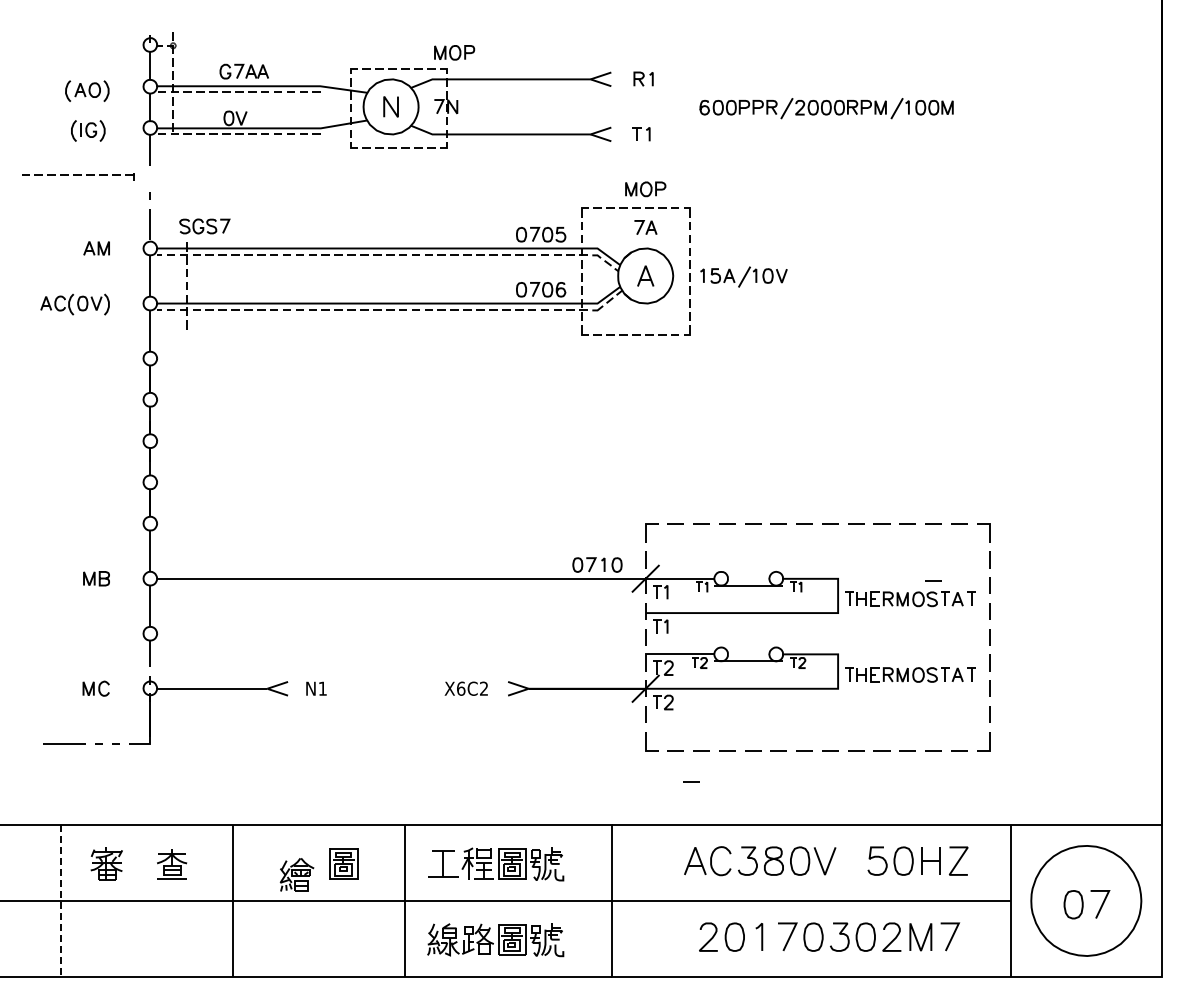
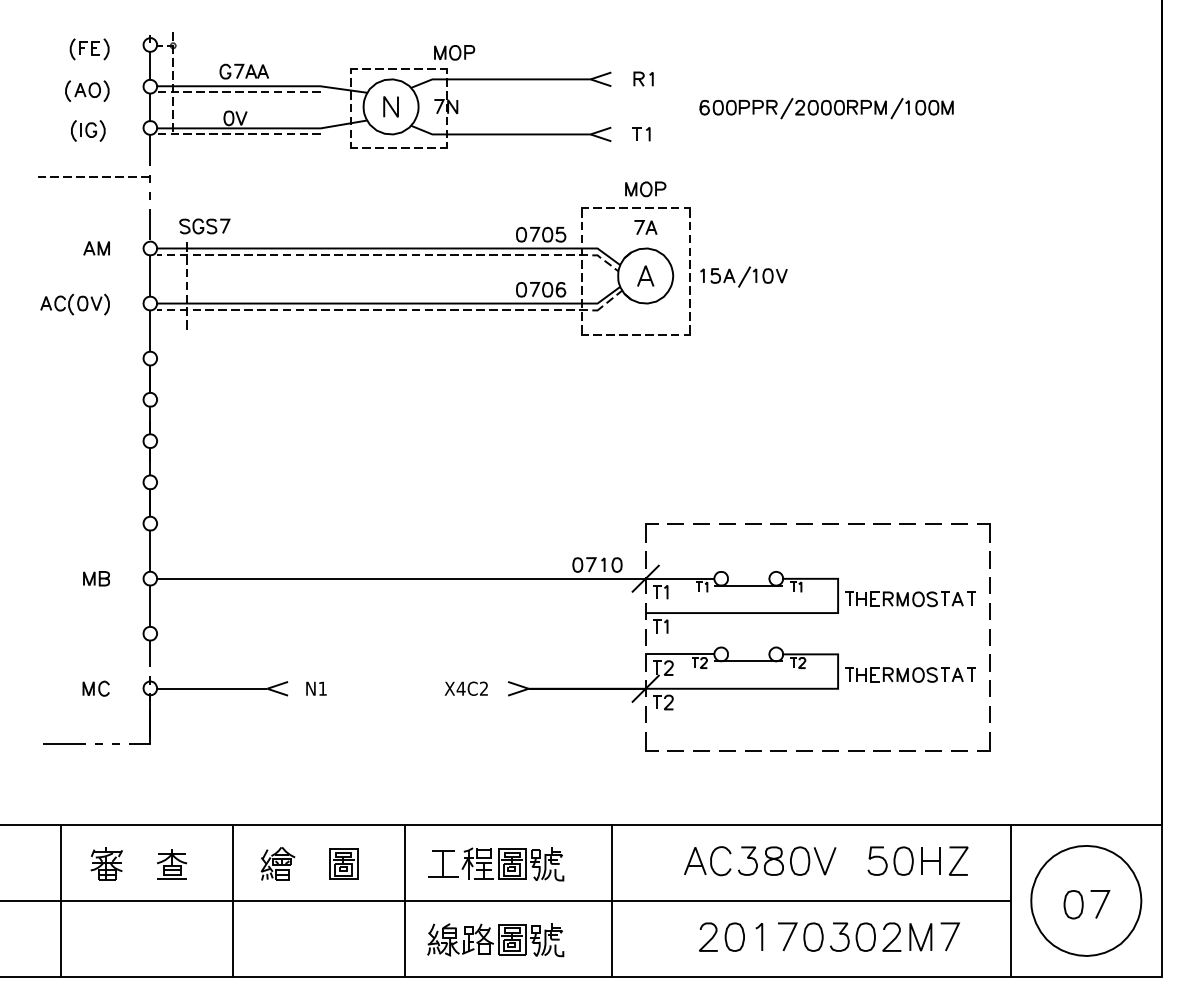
part: none -> present (89, 49)
part position: (78, 176) -> (94, 178) (94, 178)
line: present -> none (933, 580)
text: X6C2 -> X4C2 (460, 688)
line: present -> none (691, 781)
part position: (296, 874) -> (277, 863) (277, 863)
line: dashed -> solid (61, 900)
